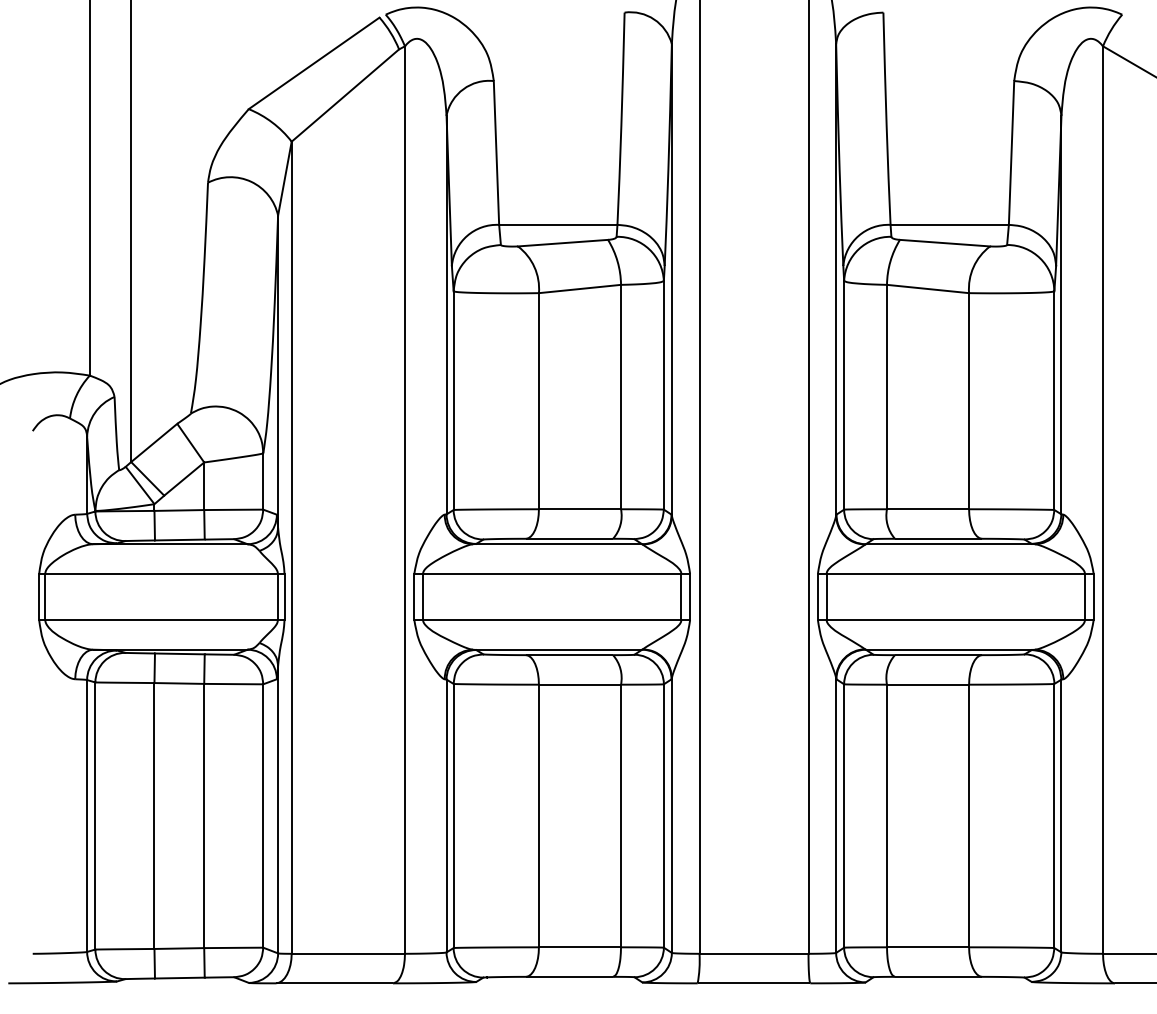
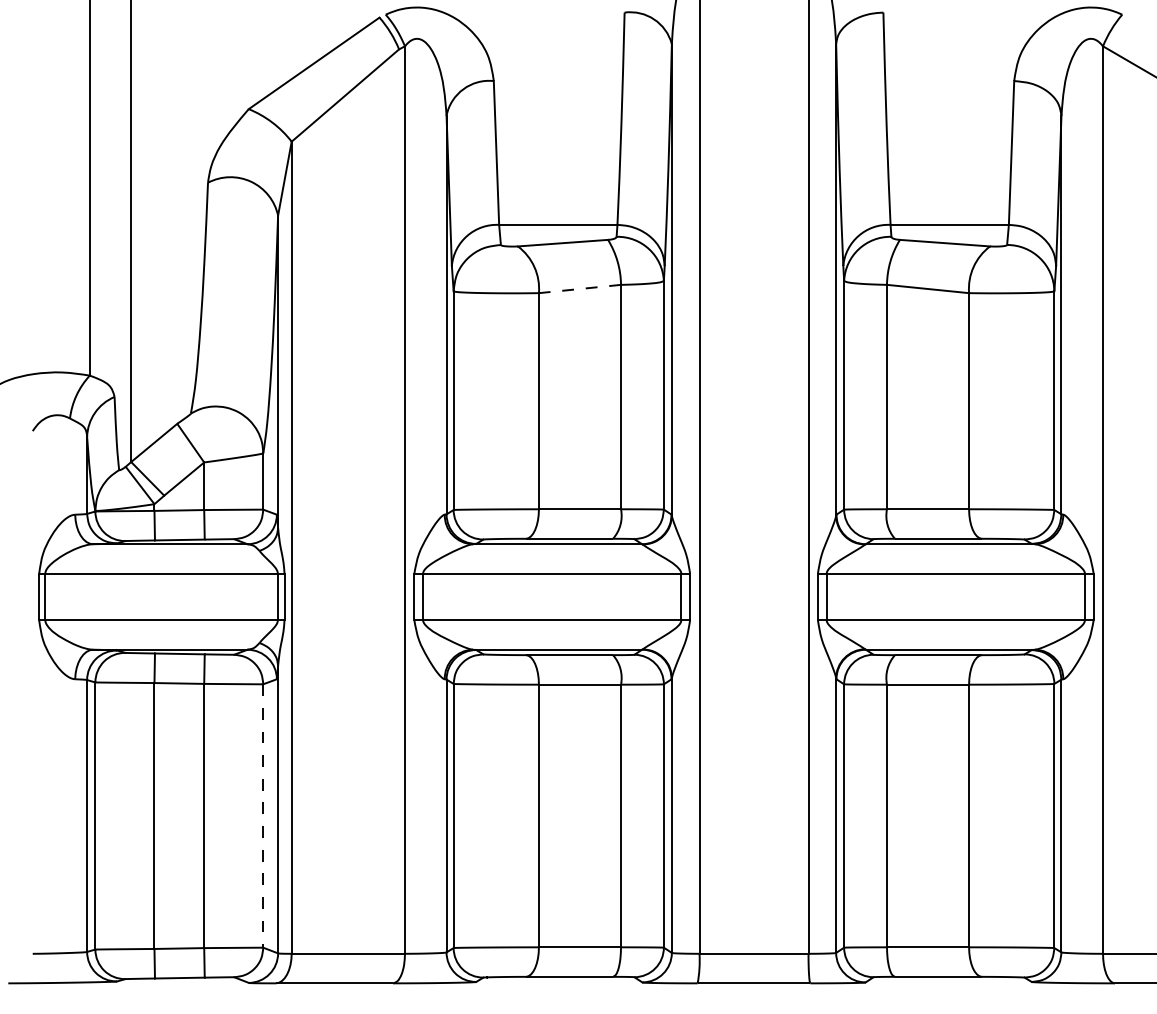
line: solid -> dashed (579, 289)
line: solid -> dashed (263, 816)
